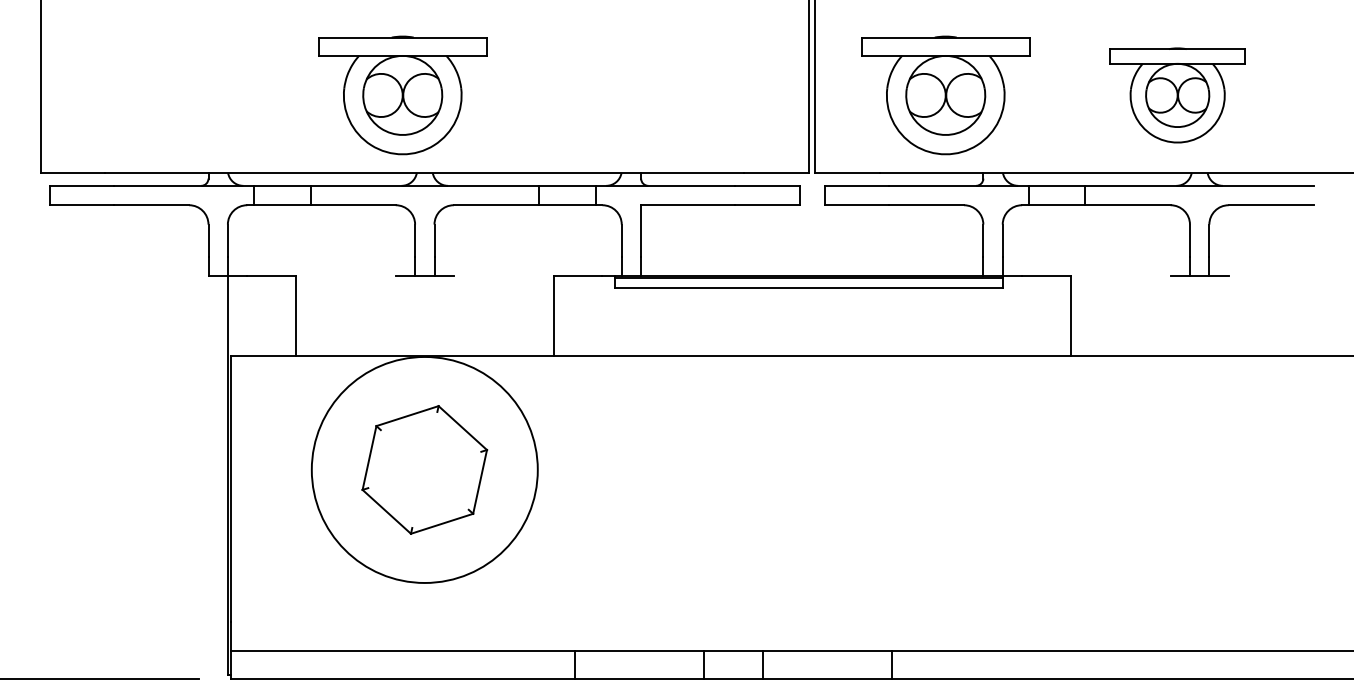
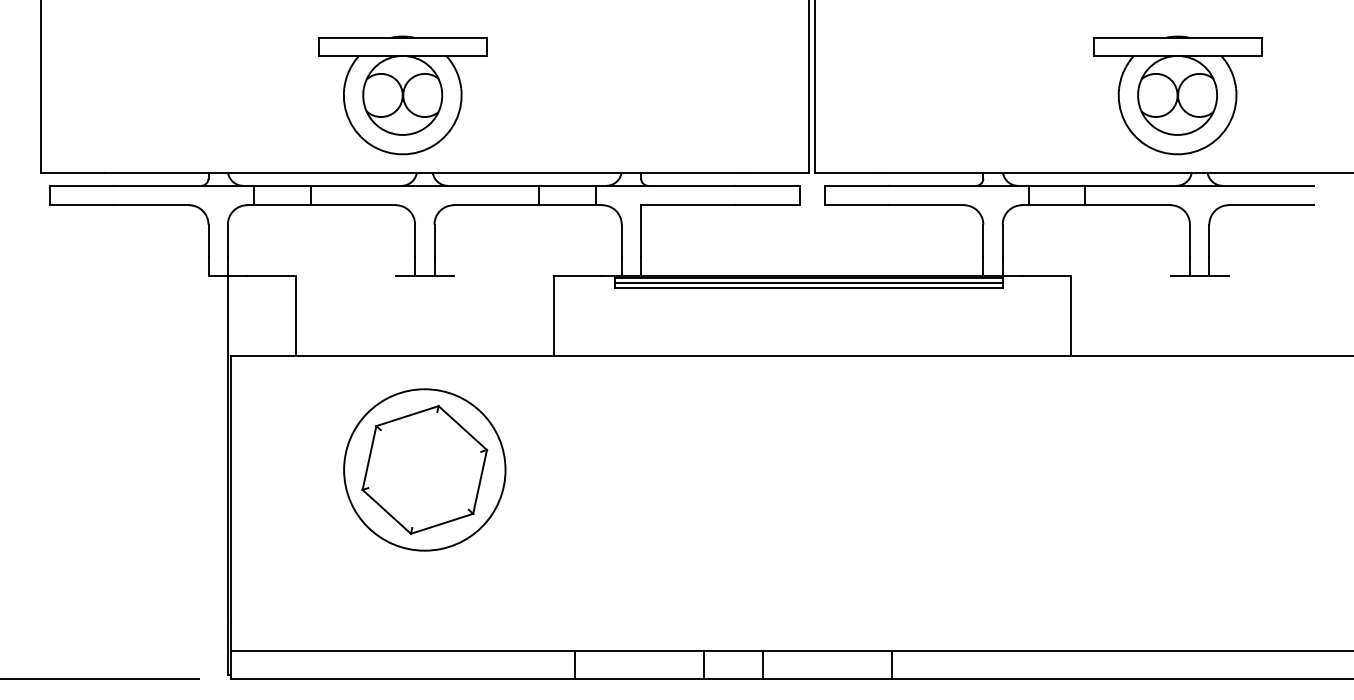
part: present -> none (945, 95)
part size: 137x97 px -> 170x121 px (1177, 95)
line: none -> present (808, 282)
circle diameter: 226 px -> 161 px (424, 469)
